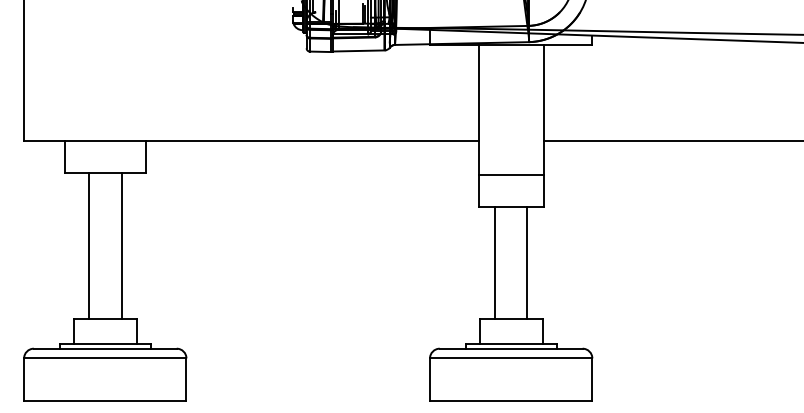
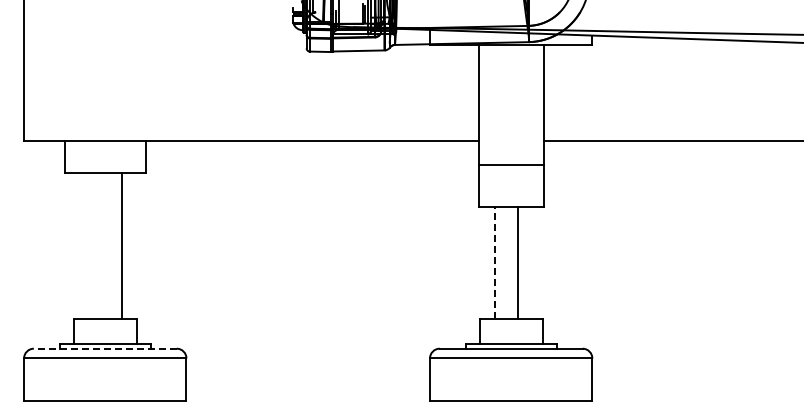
line position: (510, 174) -> (510, 164) (510, 164)
line: present -> none (89, 246)
line: solid -> dashed (494, 262)
line position: (527, 263) -> (518, 263) (518, 263)
line: solid -> dashed (104, 348)
